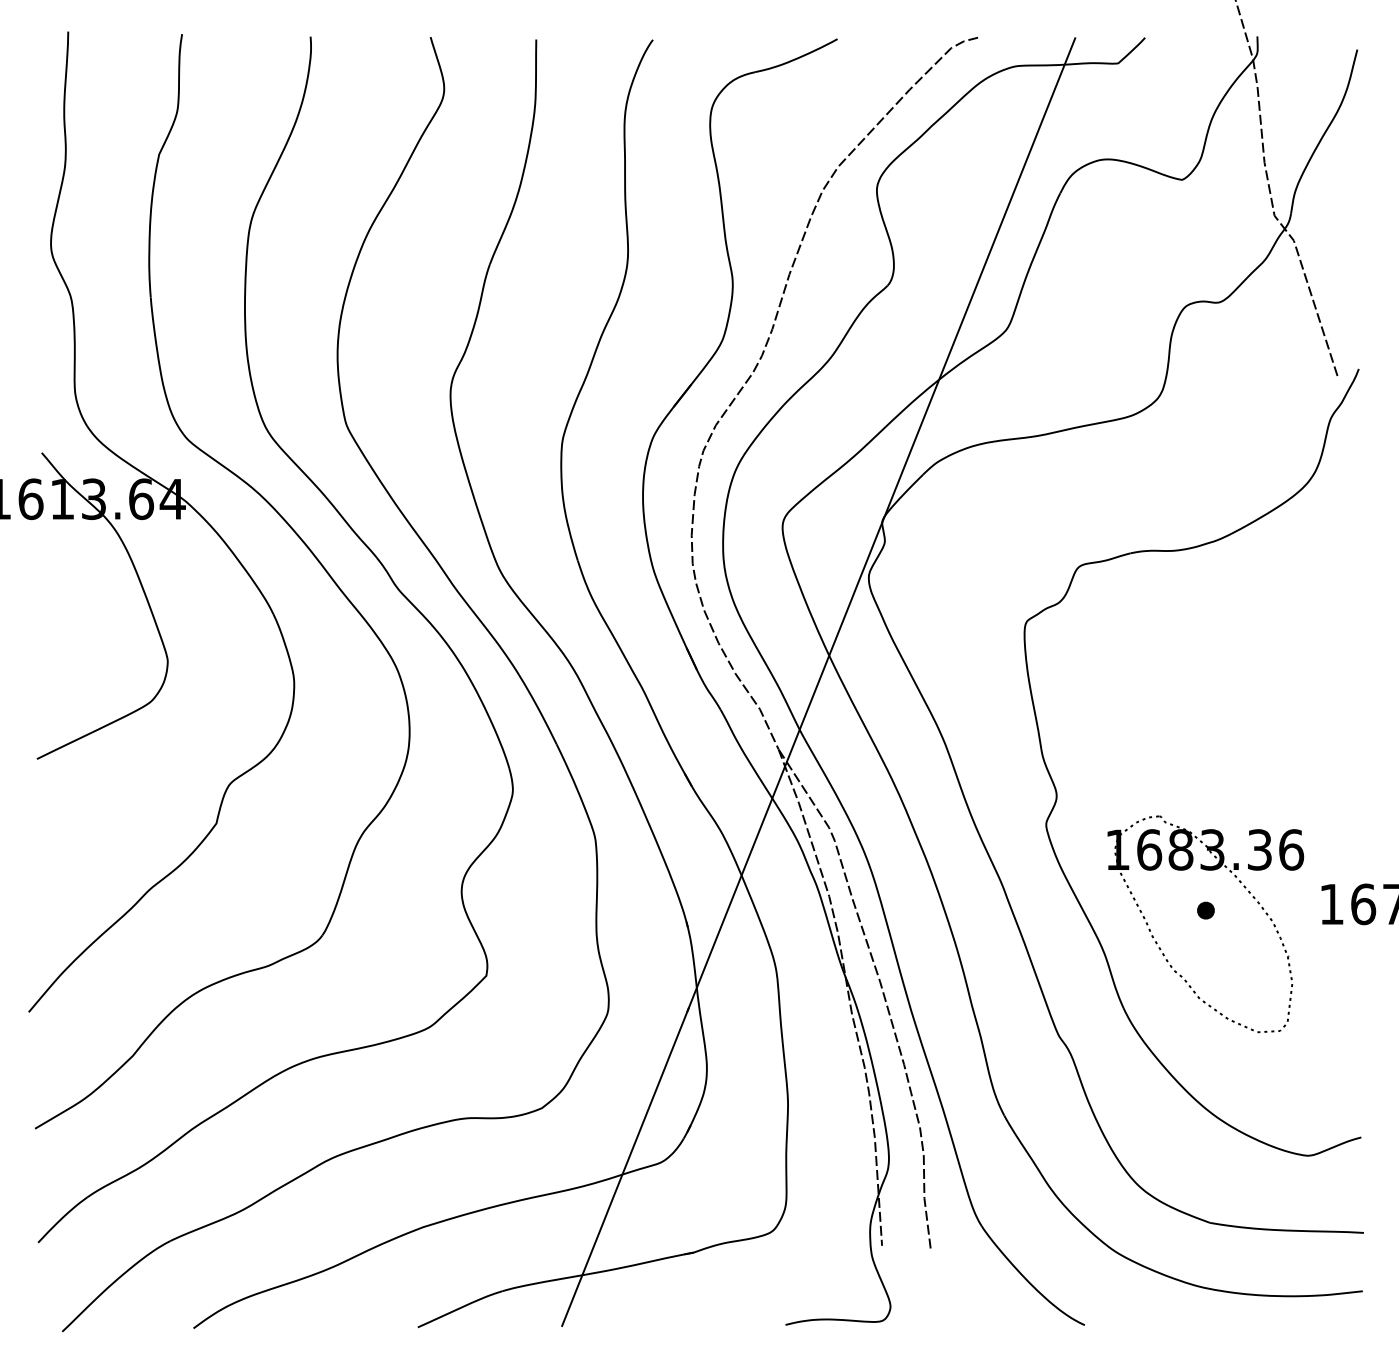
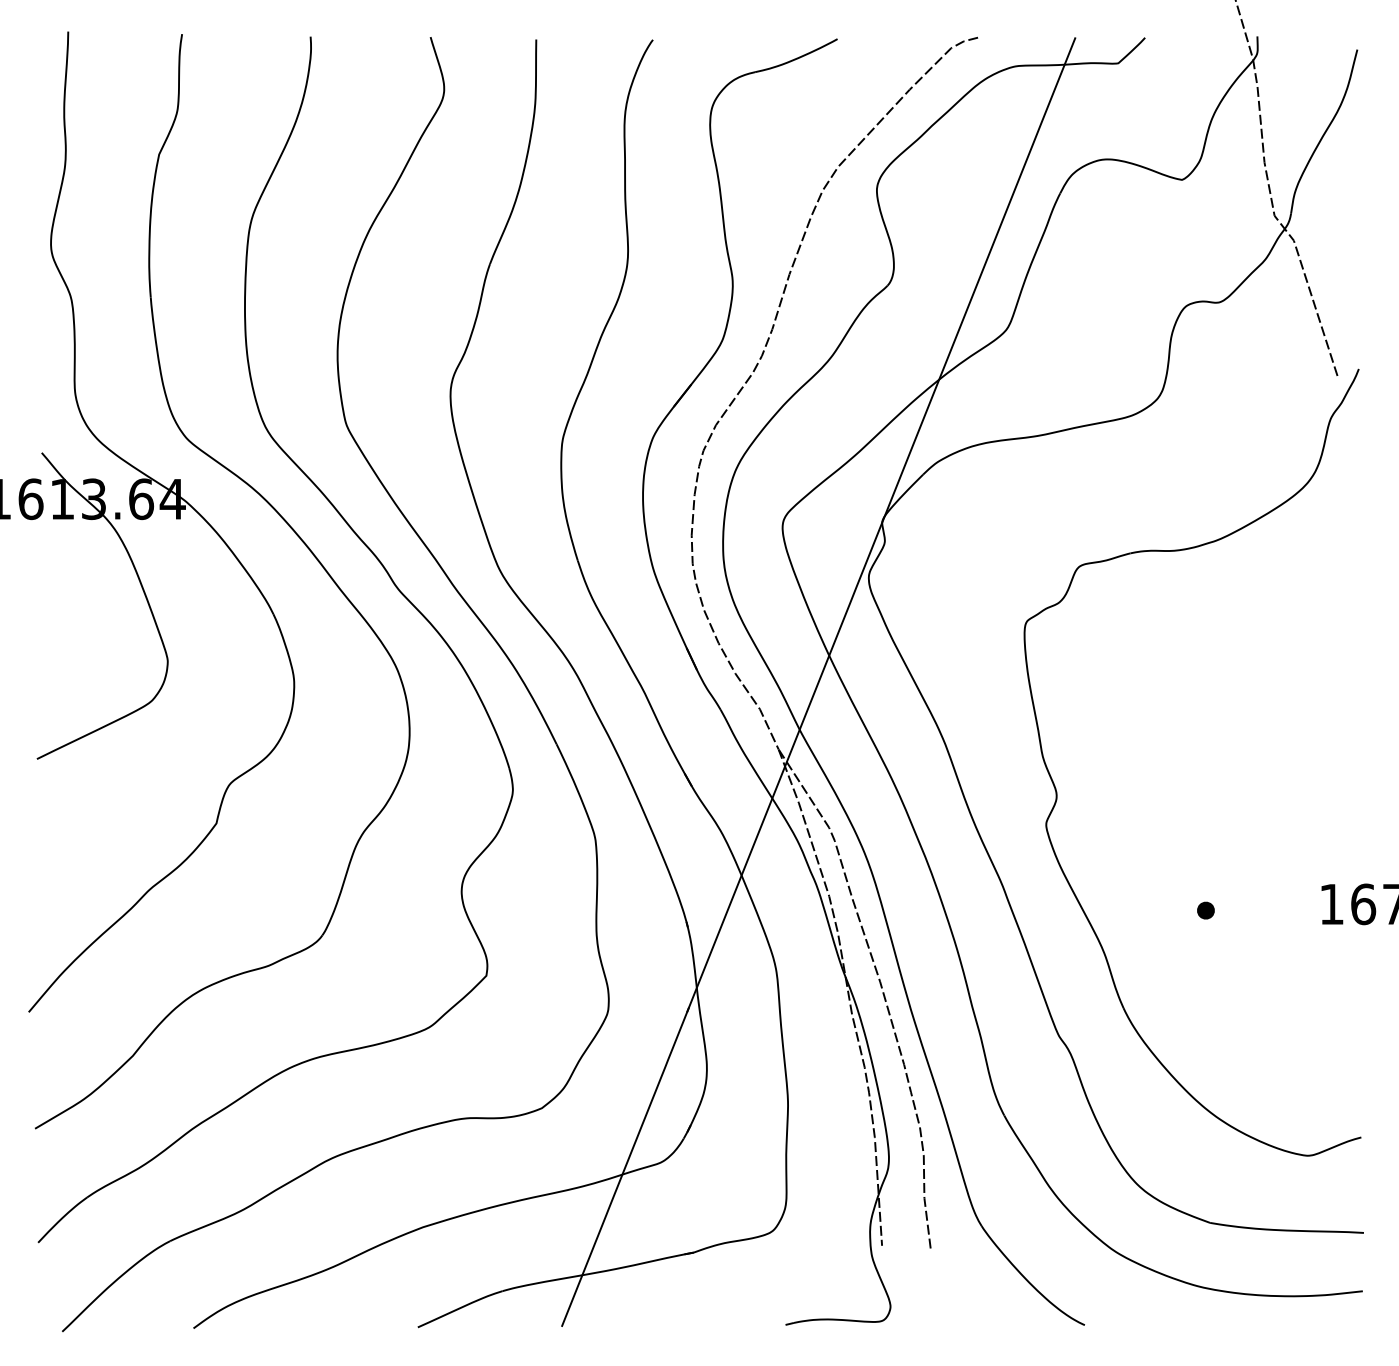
part: present -> none (1160, 947)
